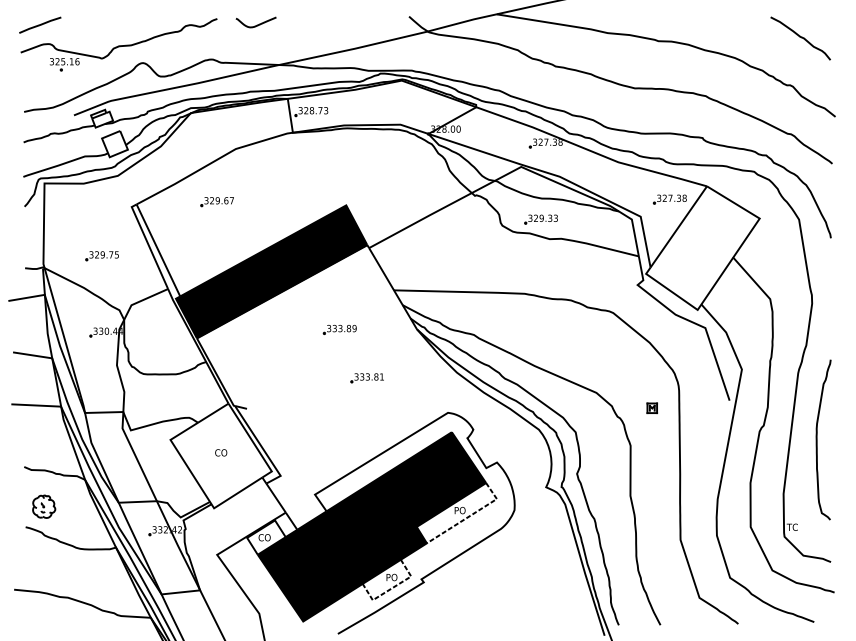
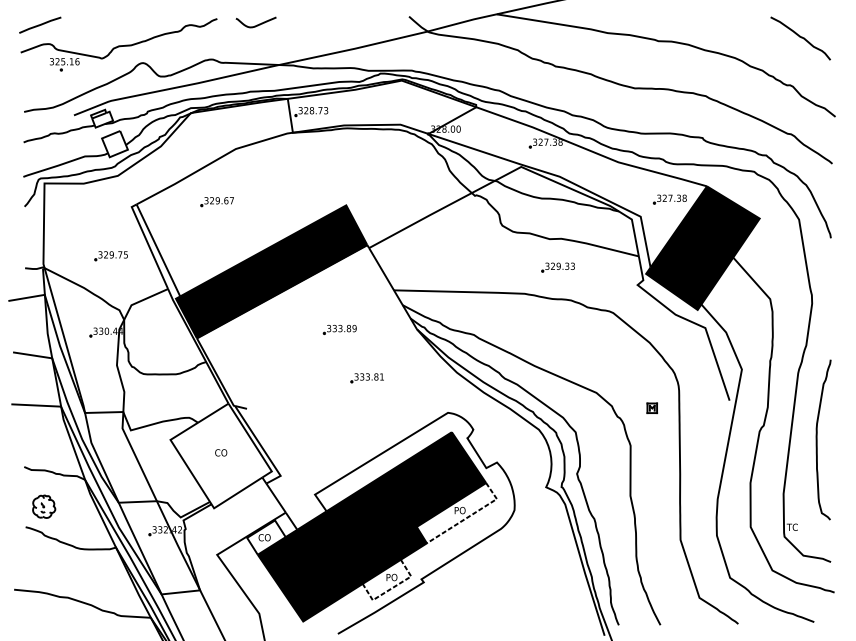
part position: (540, 219) -> (557, 267) (557, 267)
fill: none -> present (702, 247)
part position: (101, 256) -> (110, 256) (110, 256)
